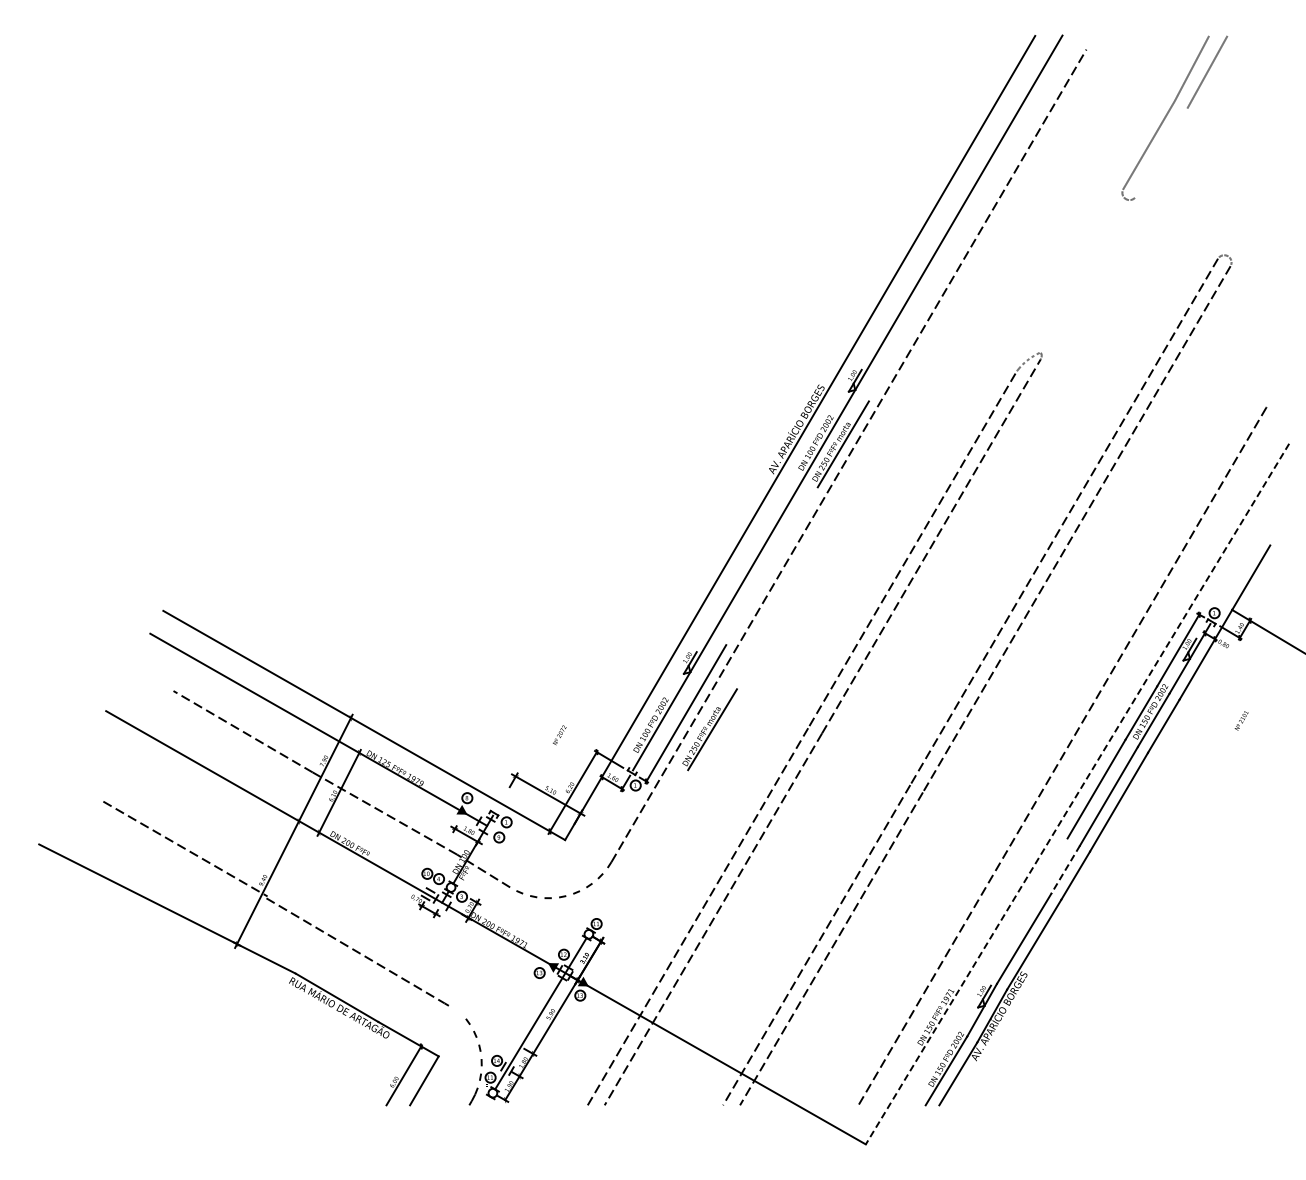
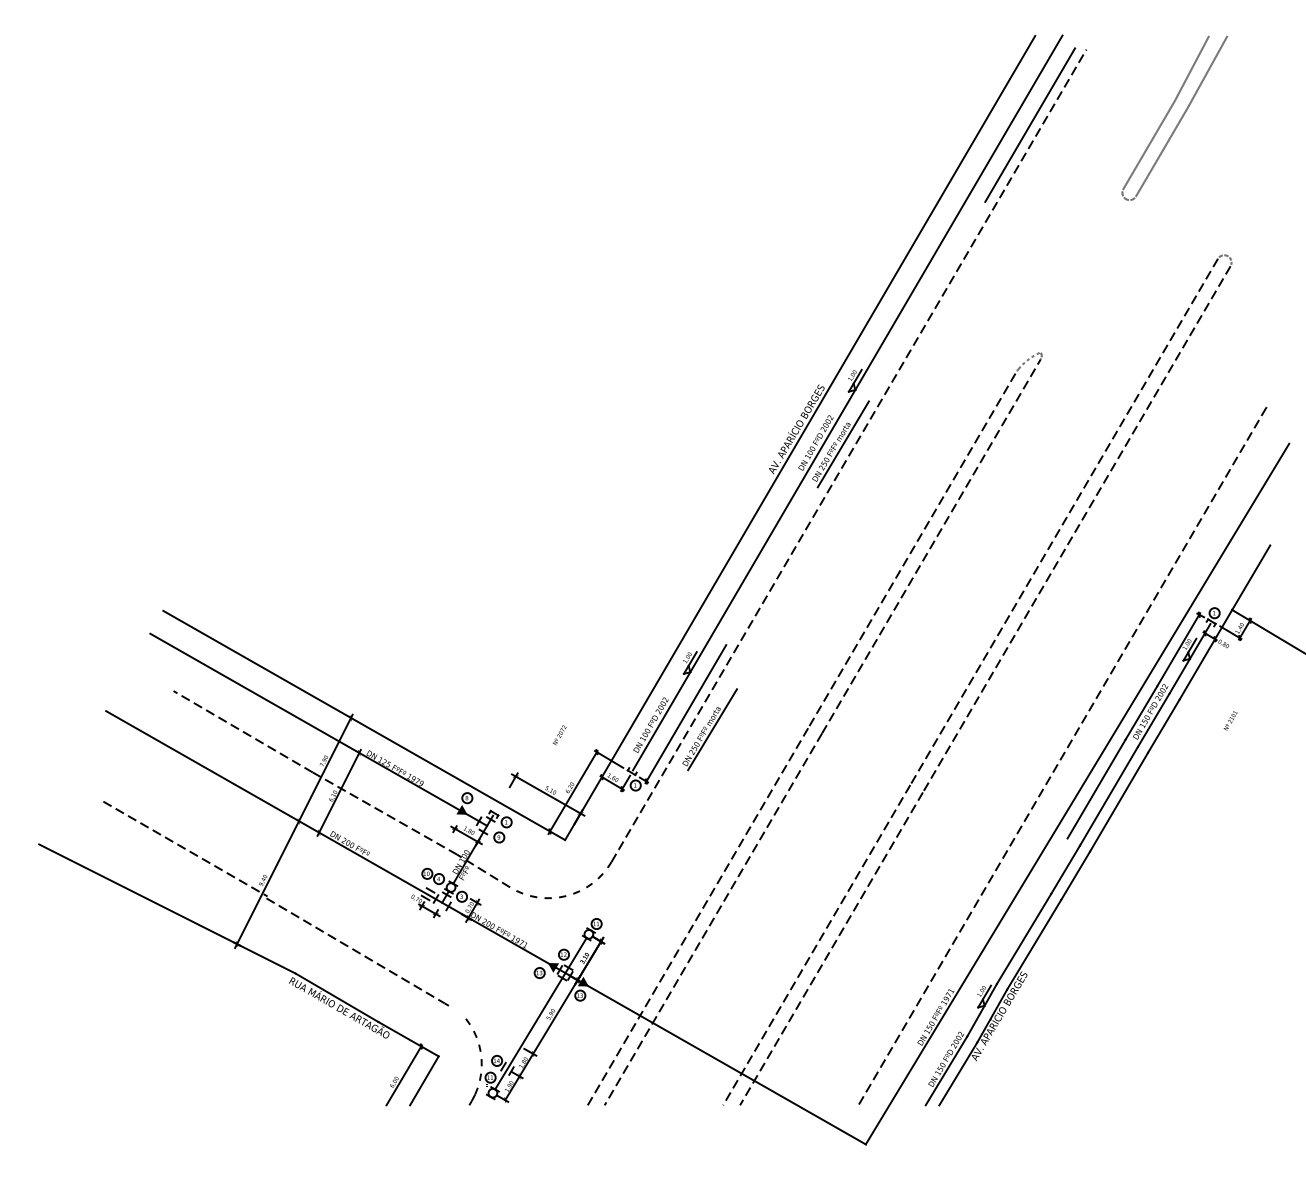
line: none -> present (1030, 125)
line: none -> present (1161, 152)
text position: (1241, 720) -> (1230, 720) (1230, 720)
line: dashed -> solid (1077, 794)
line: dashed -> solid (1065, 870)
